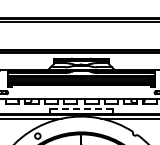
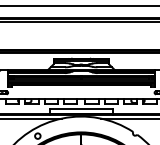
line: none -> present (79, 5)
line: dashed -> solid (81, 109)
